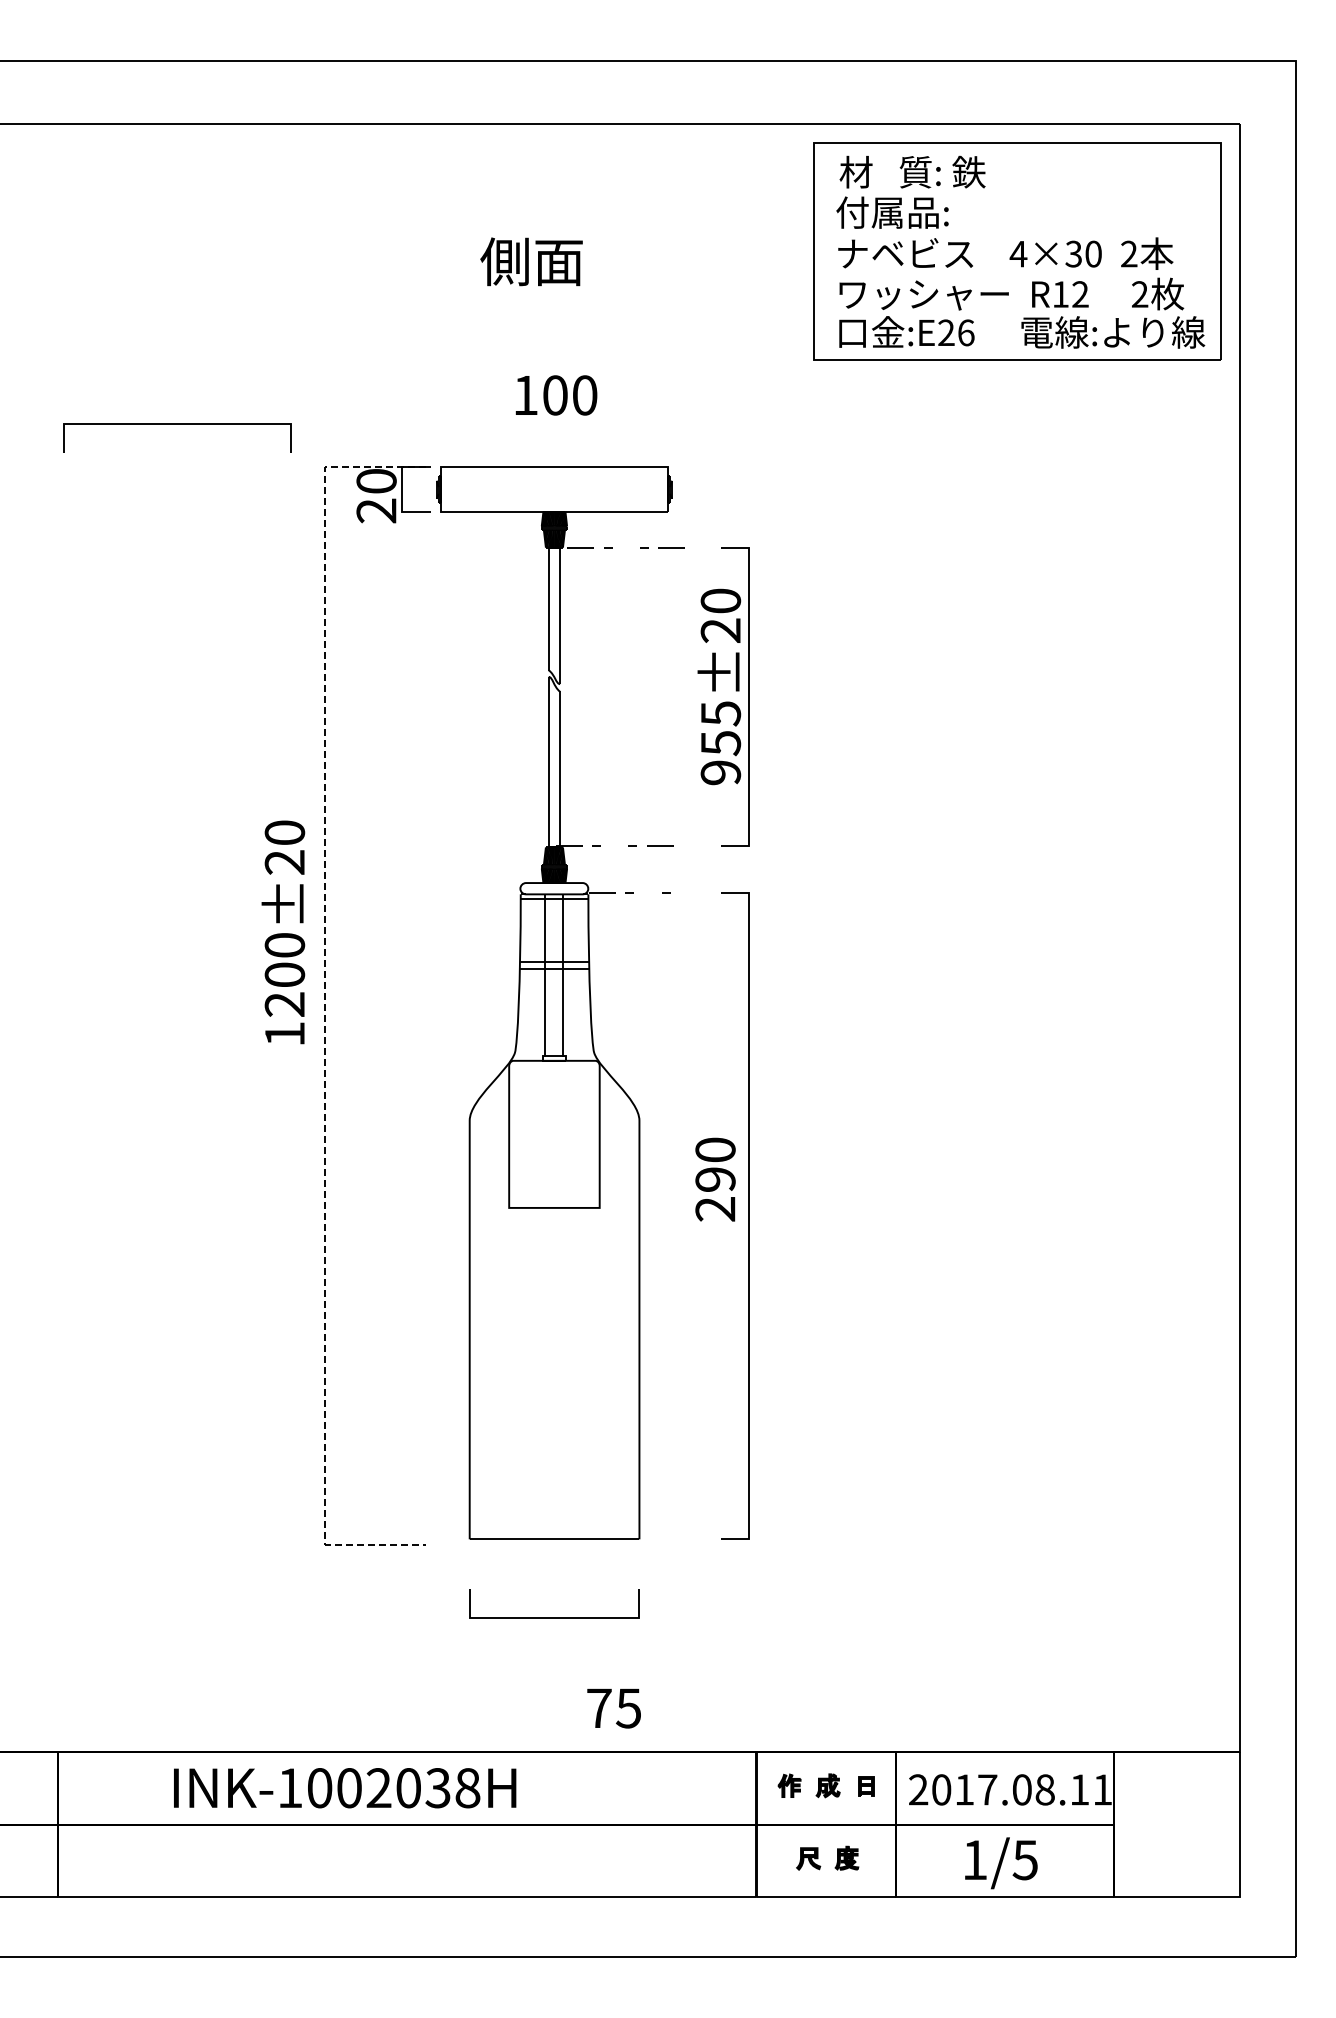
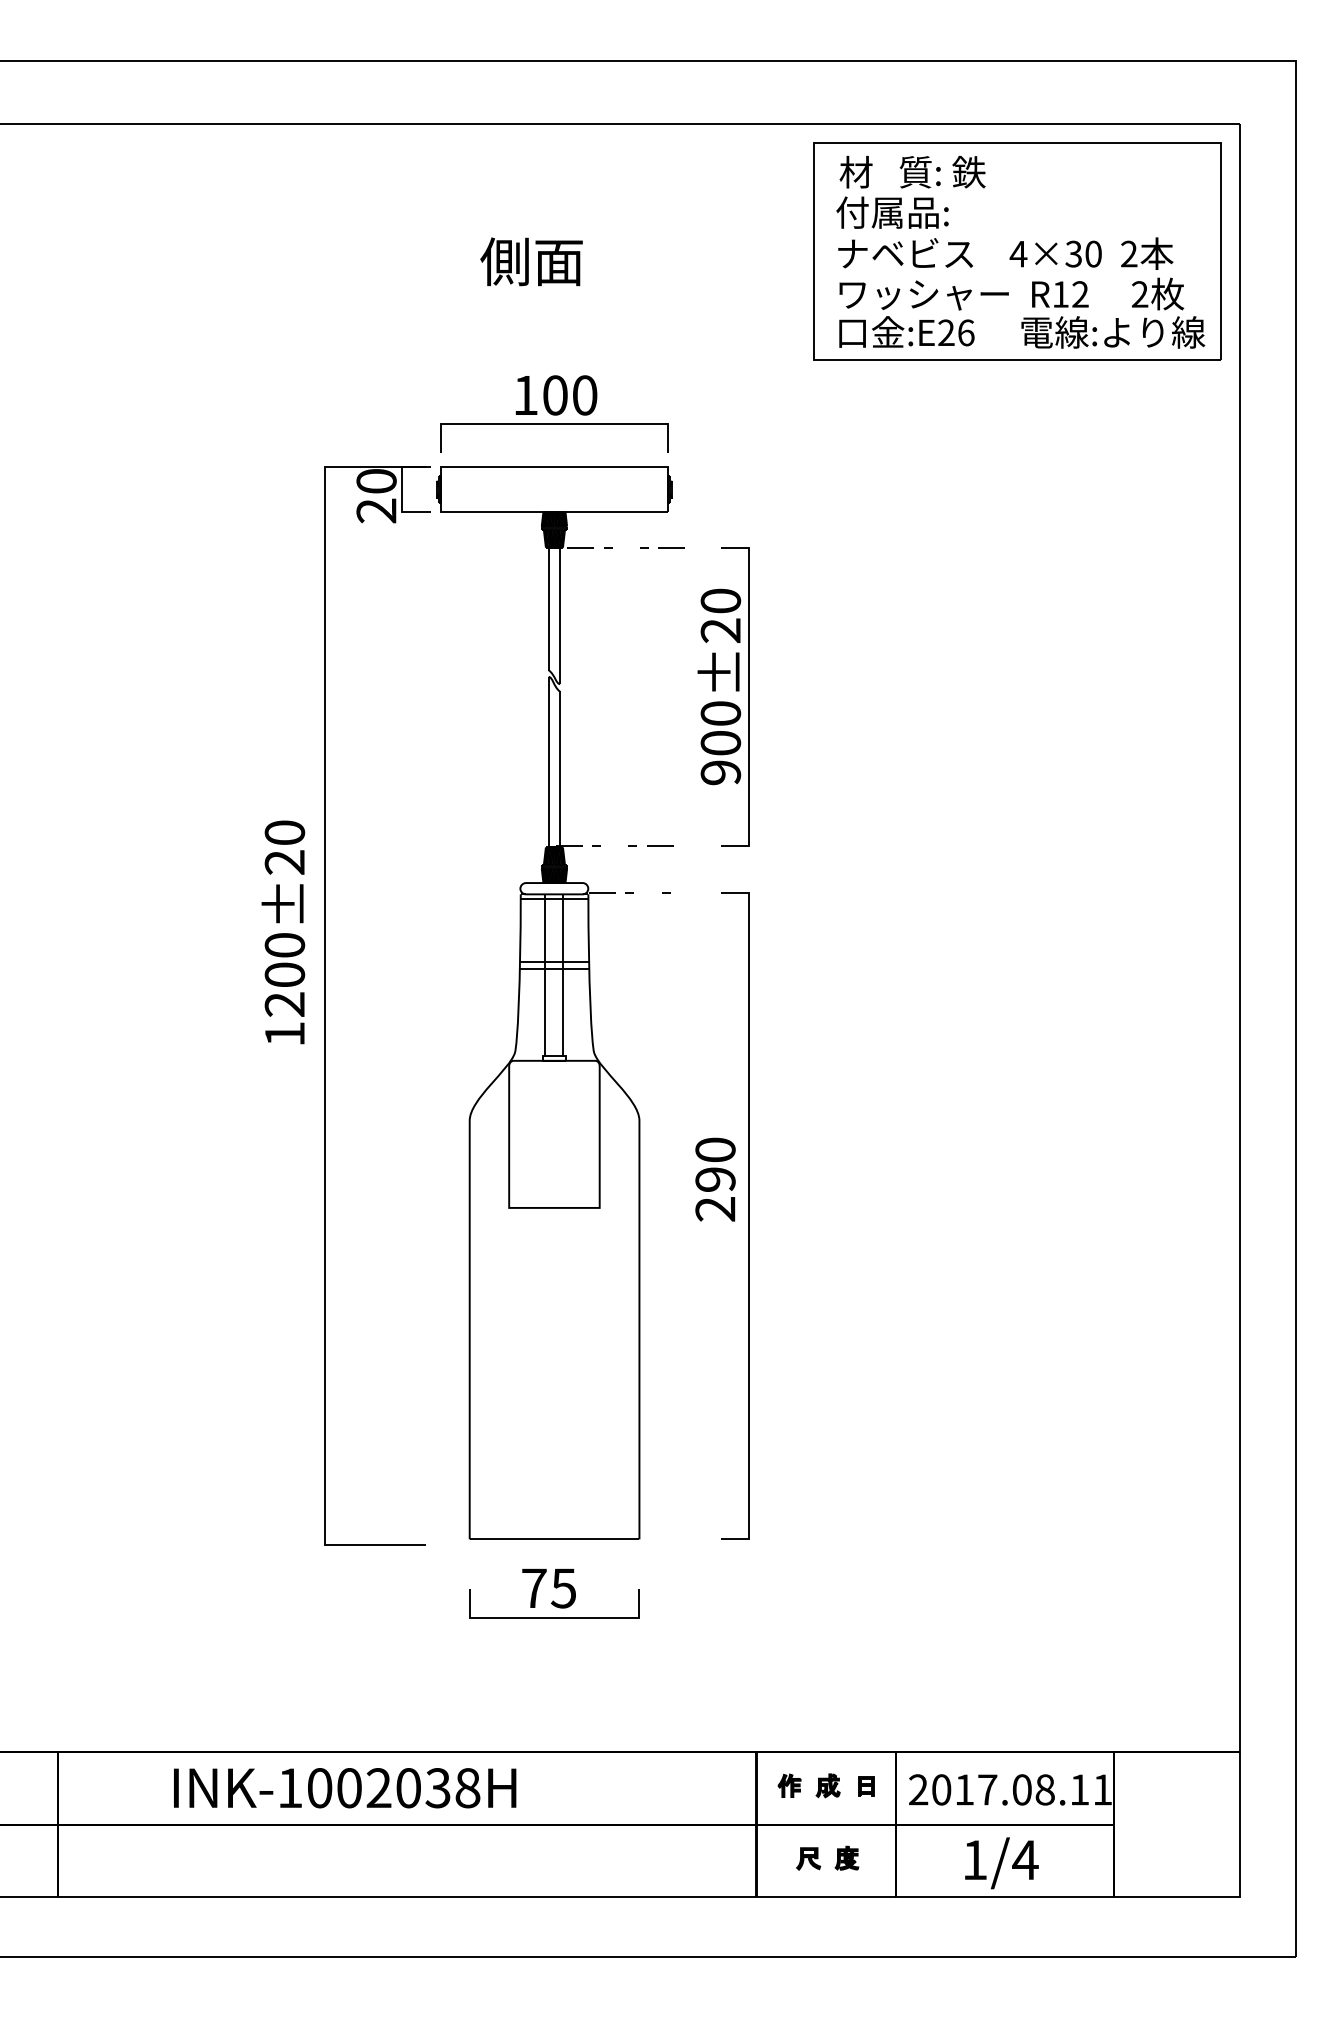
line position: (177, 424) -> (554, 424) (554, 424)
text: 955±20 -> 900±20 (720, 728)
line: dashed -> solid (325, 1005)
text position: (613, 1708) -> (548, 1588) (548, 1588)
text: 1/5 -> 1/4 (1025, 1860)
